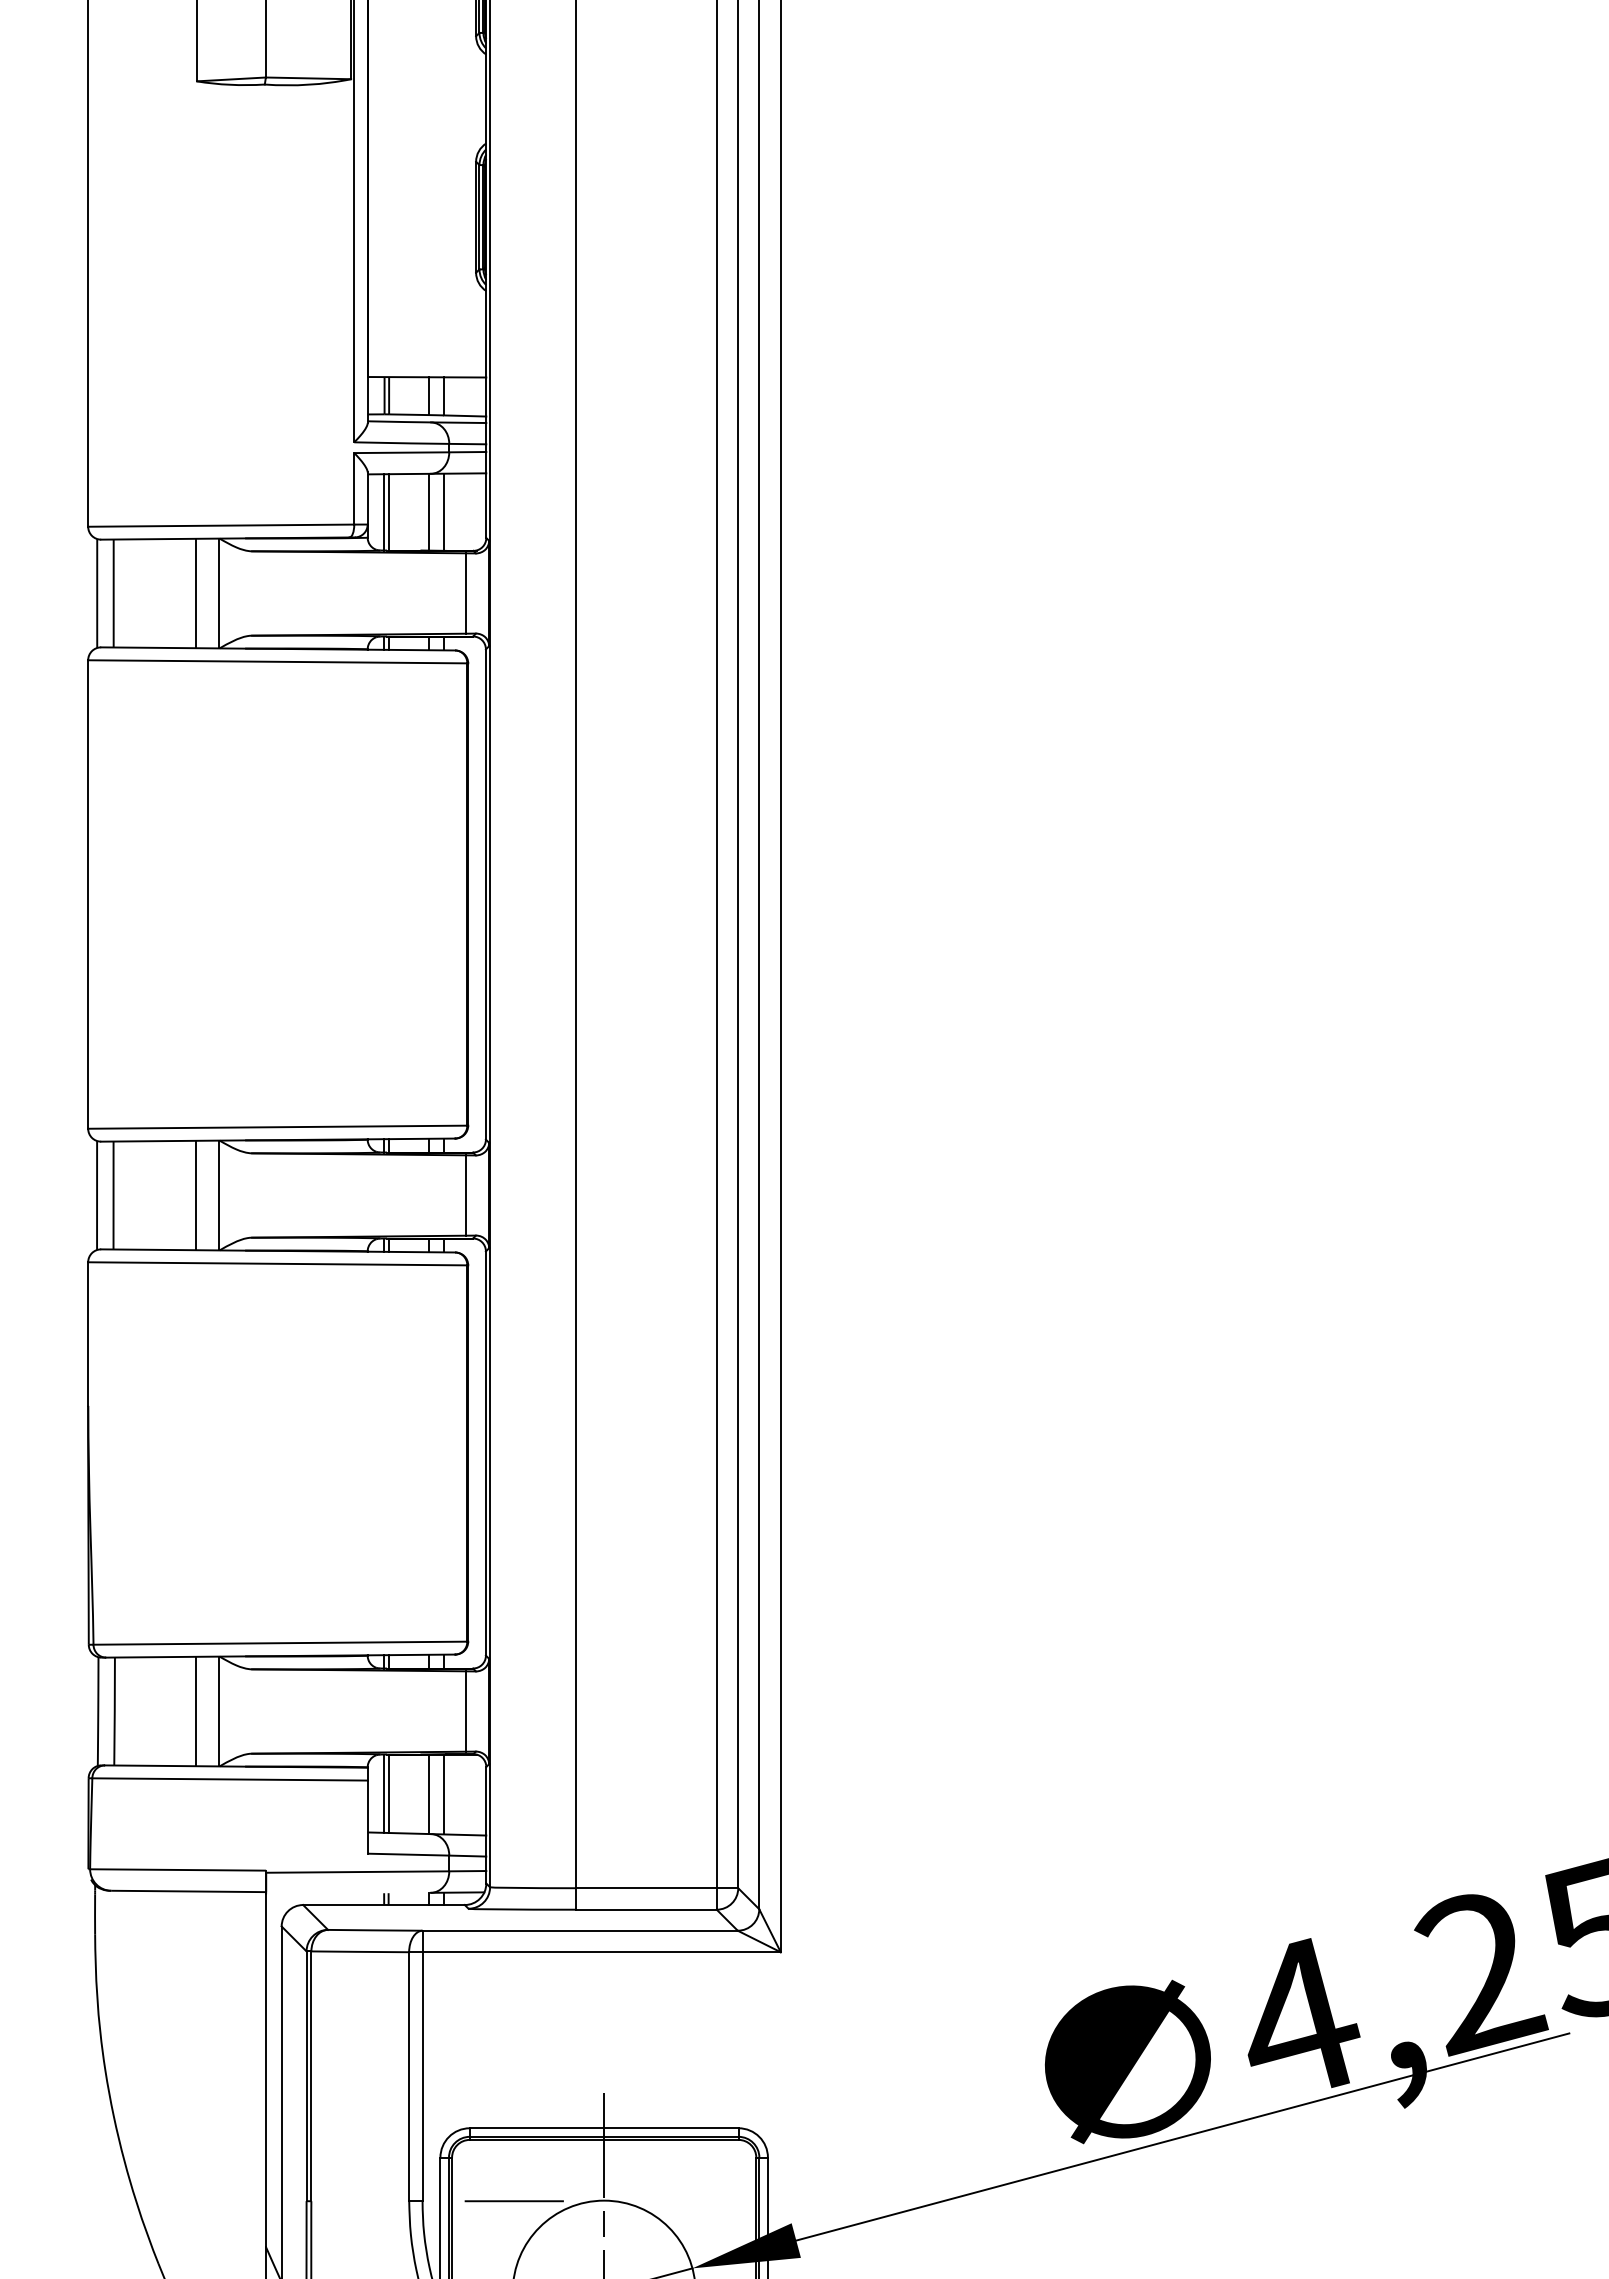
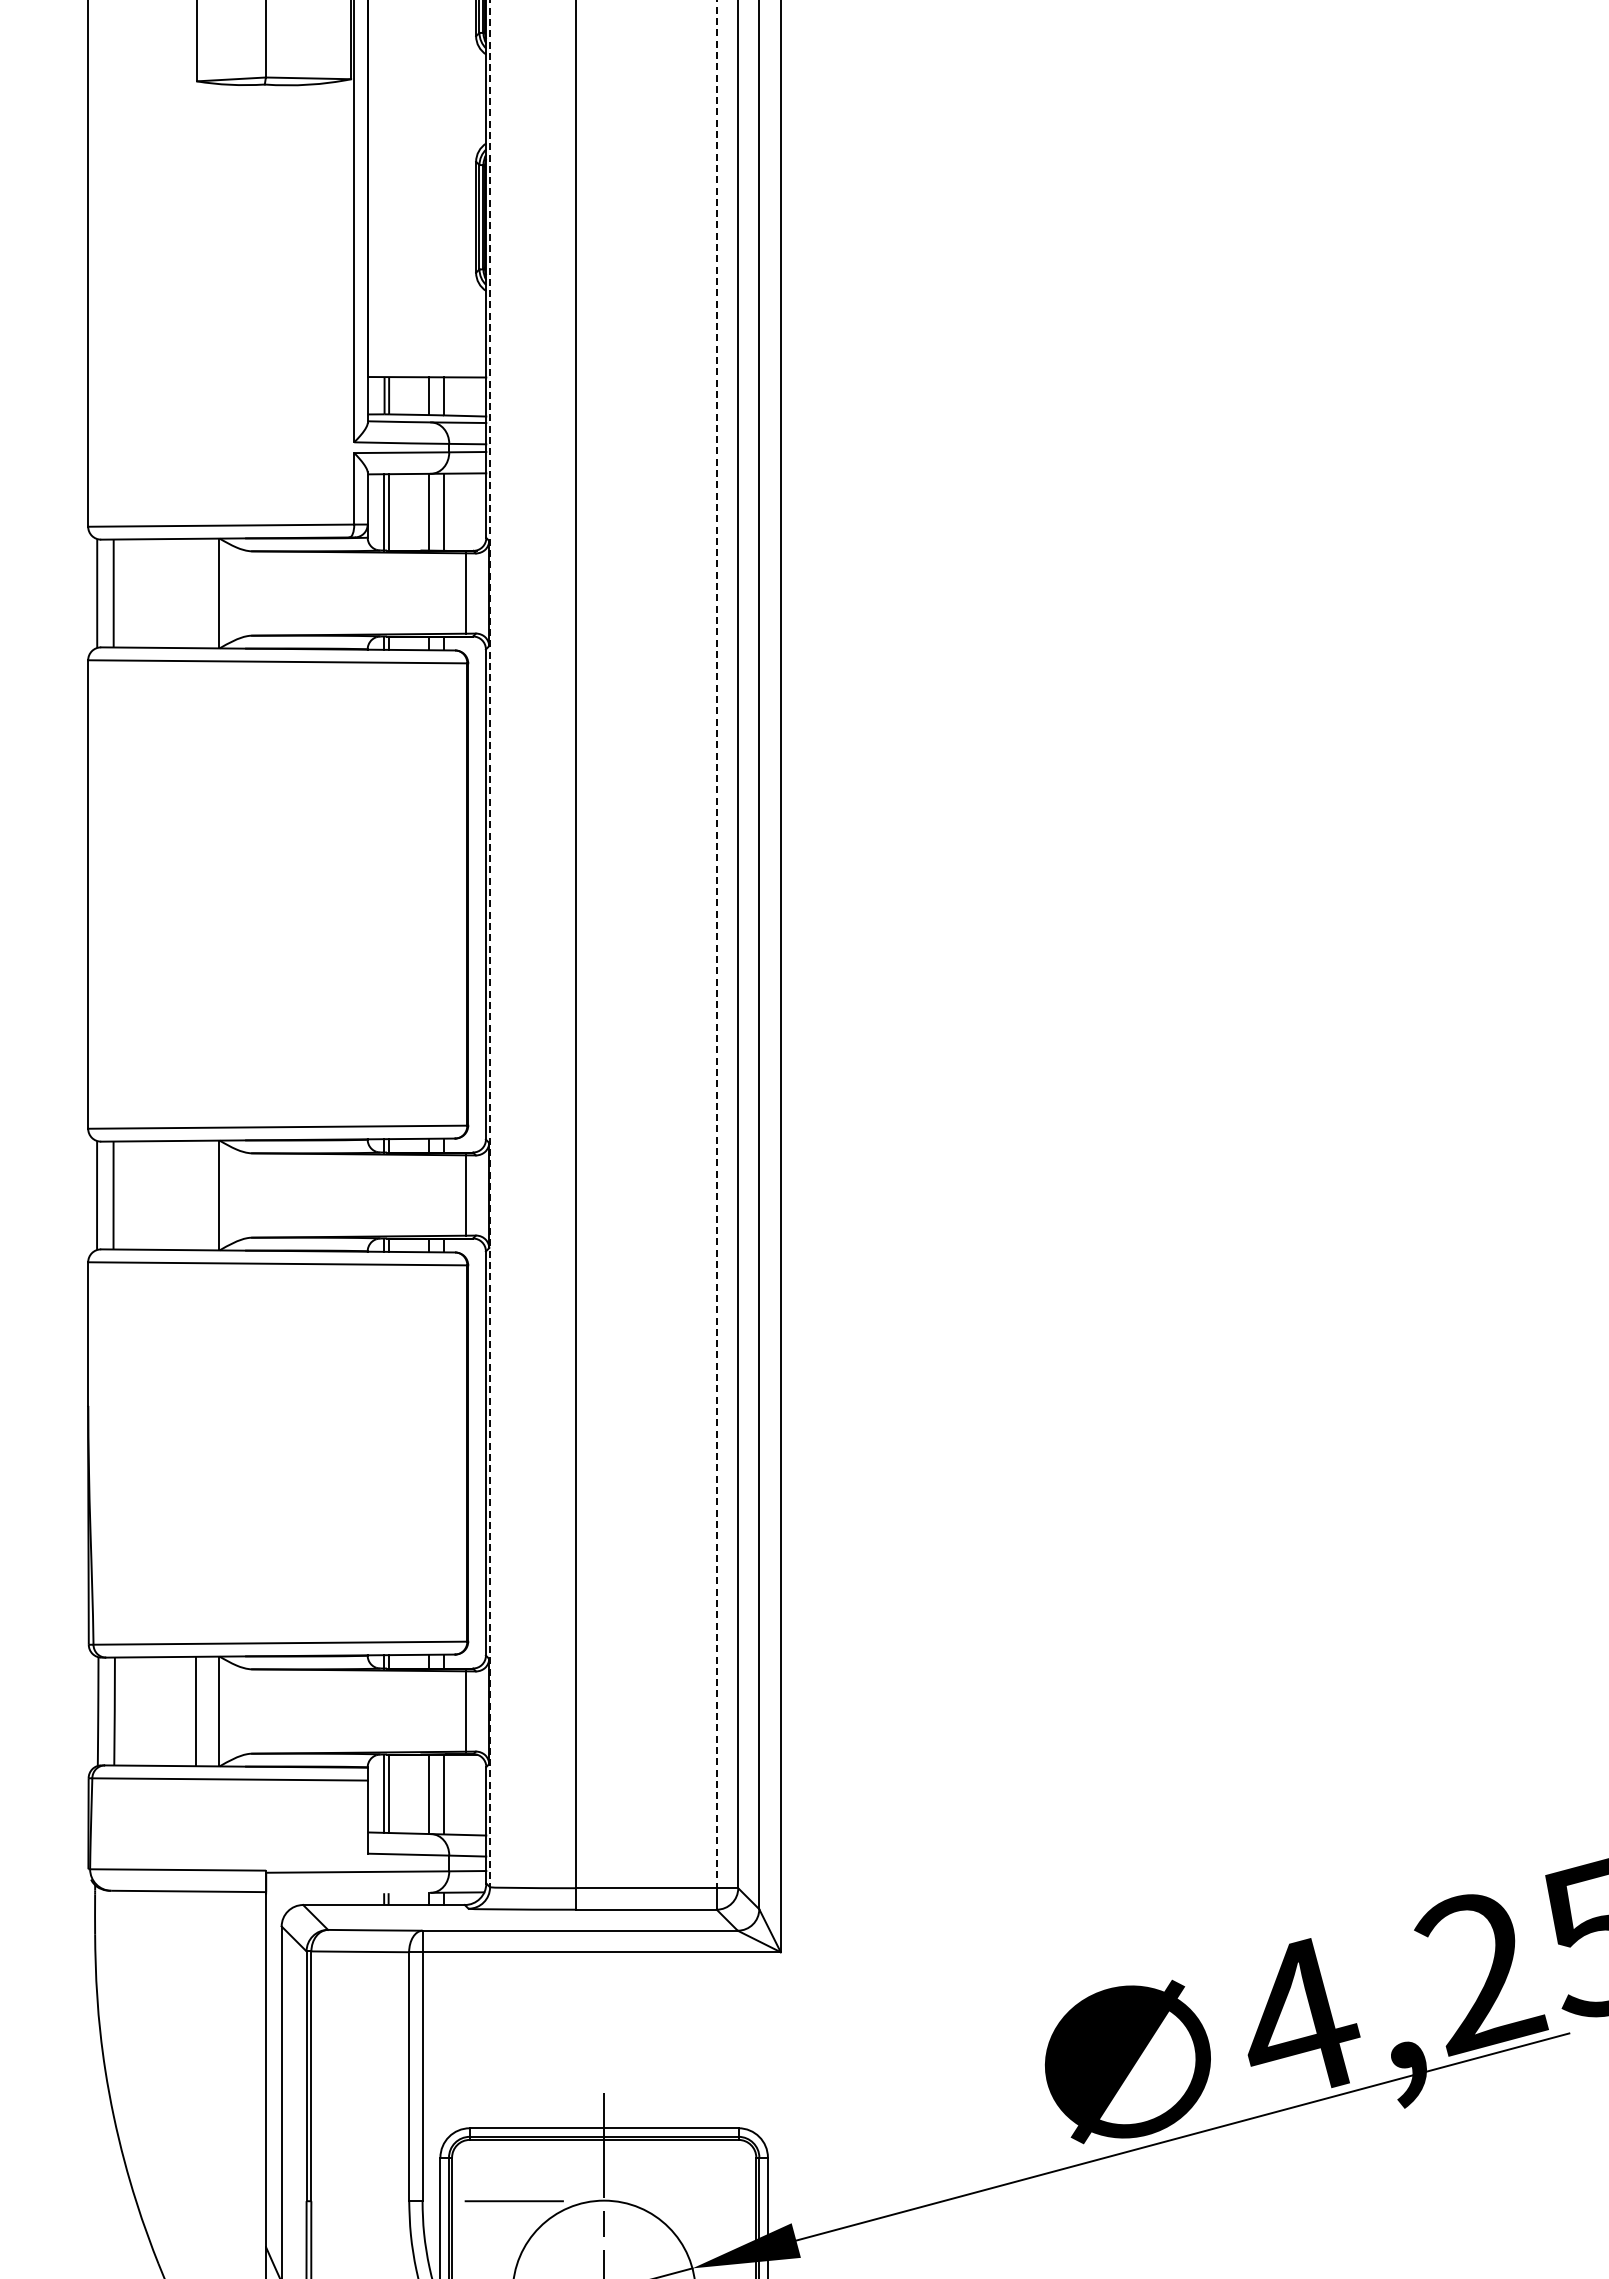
line: present -> none (195, 593)
line: solid -> dashed (490, 944)
line: solid -> dashed (716, 944)
line: present -> none (195, 1195)
